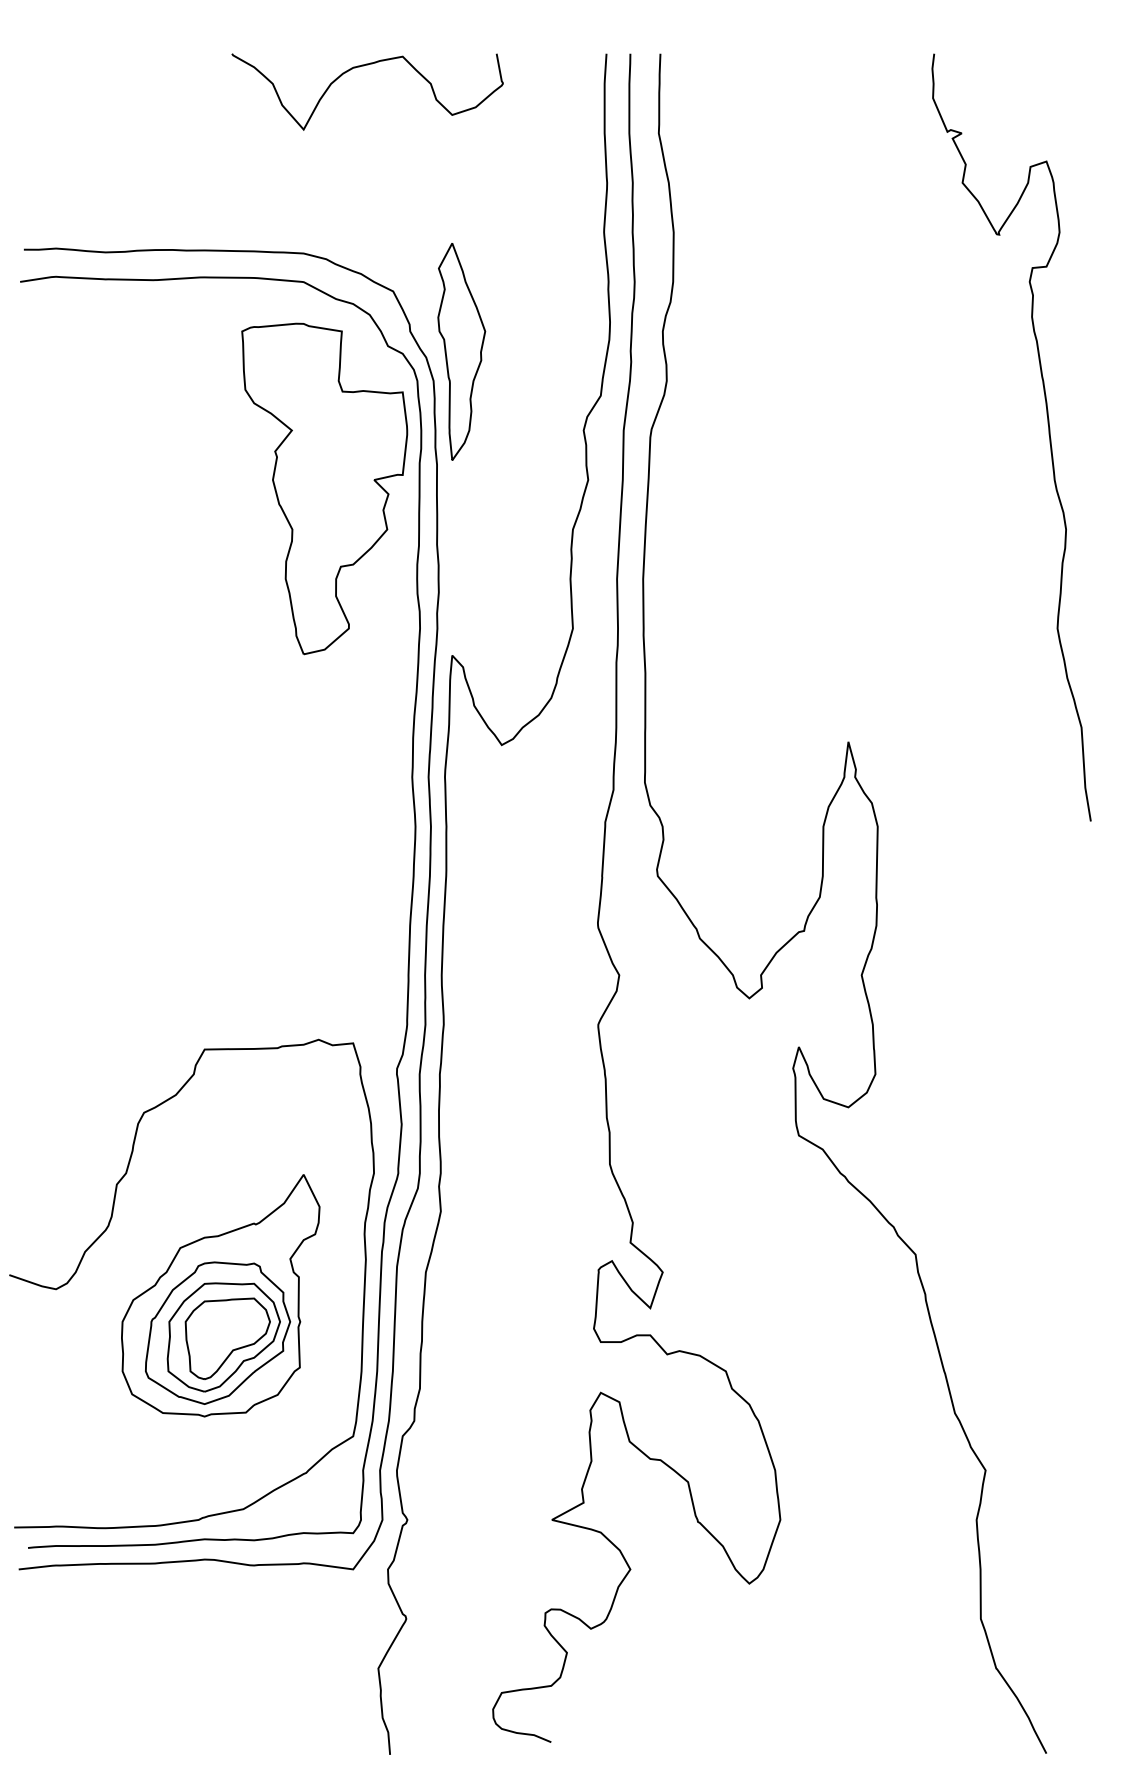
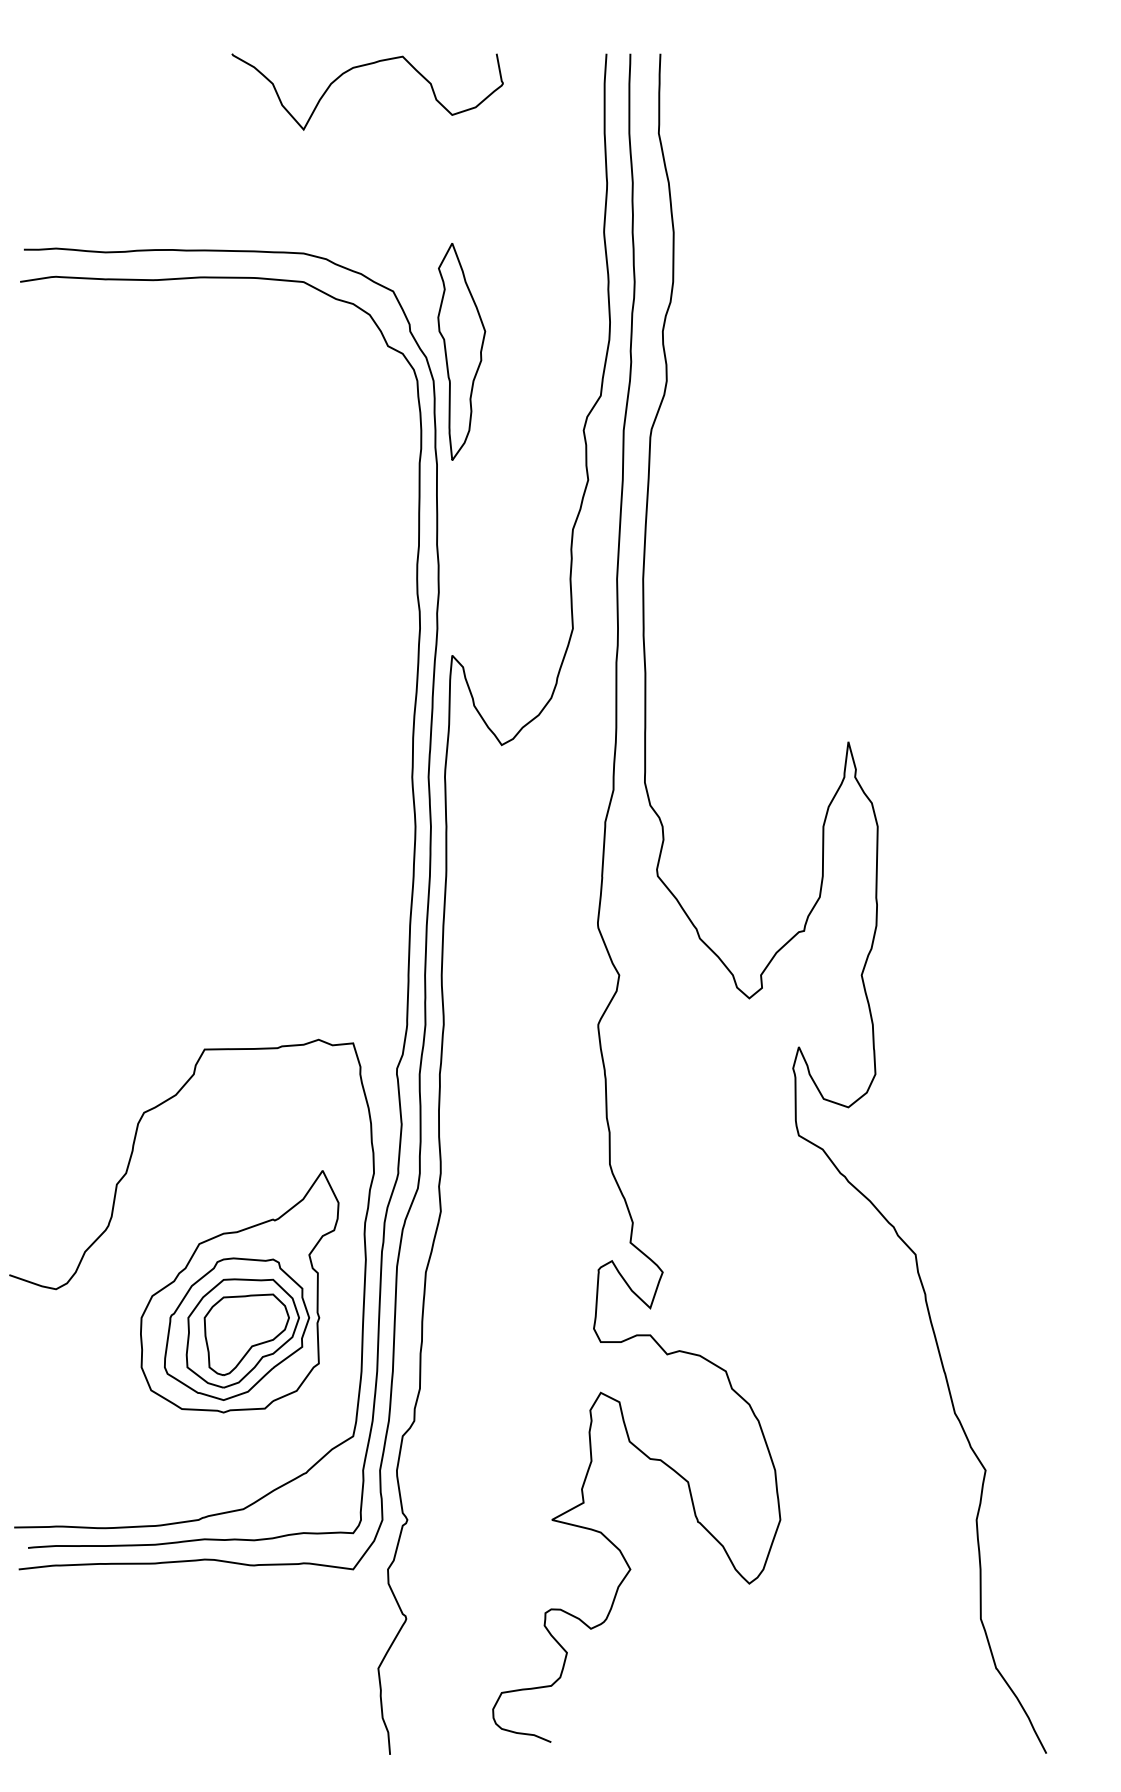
curve: present -> none (1048, 434)
part: present -> none (324, 488)
part position: (220, 1295) -> (239, 1291) (239, 1291)
